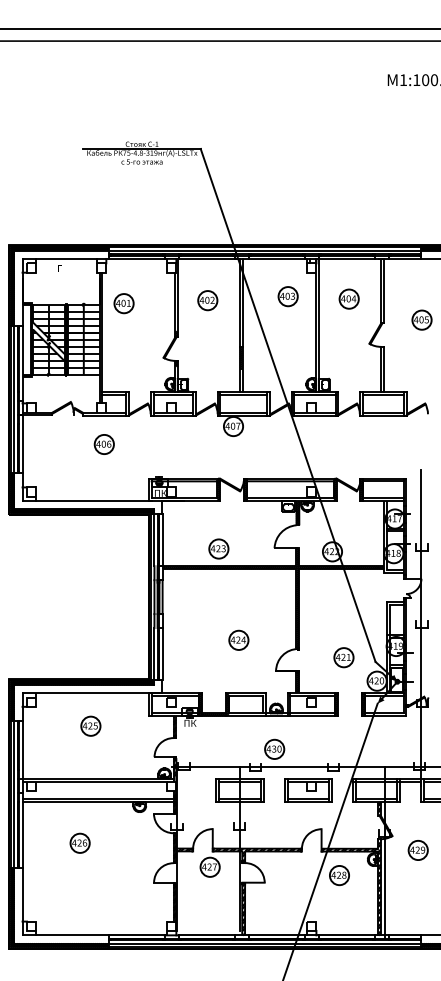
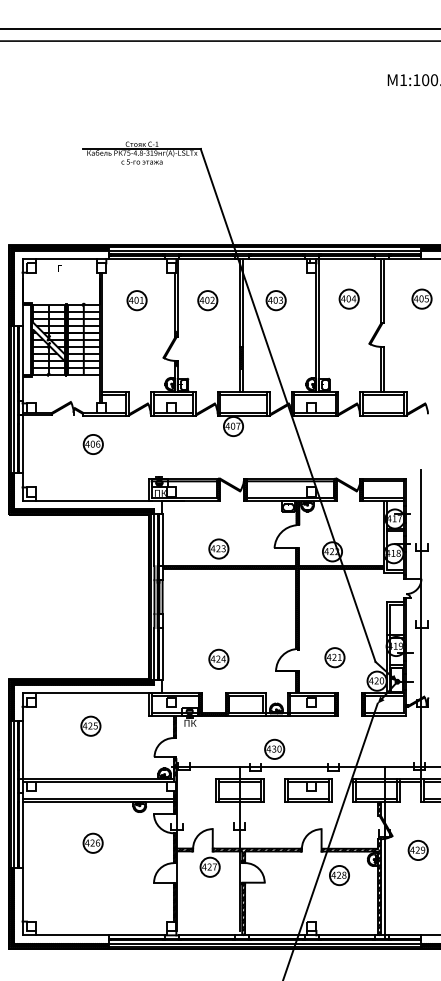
part position: (287, 296) -> (275, 300) (275, 300)
part position: (123, 303) -> (136, 300) (136, 300)
part position: (421, 319) -> (421, 298) (421, 298)
part position: (103, 444) -> (92, 444) (92, 444)
part position: (238, 639) -> (218, 658) (218, 658)
part position: (343, 657) -> (334, 657) (334, 657)
part position: (79, 842) -> (92, 842) (92, 842)
